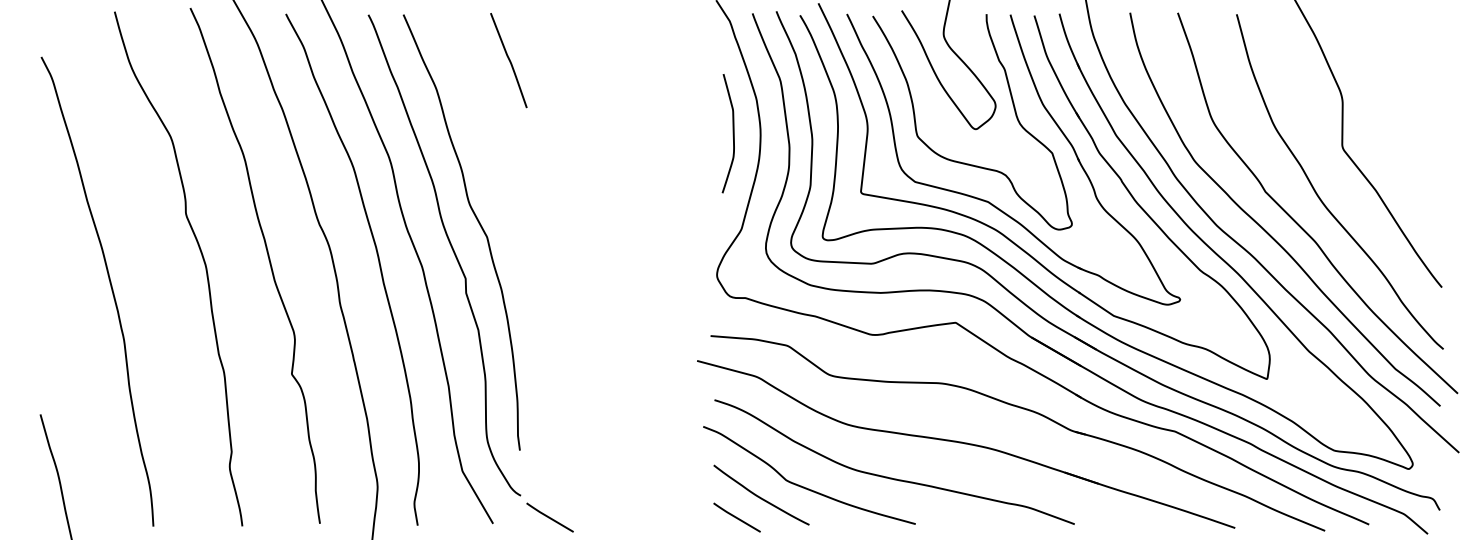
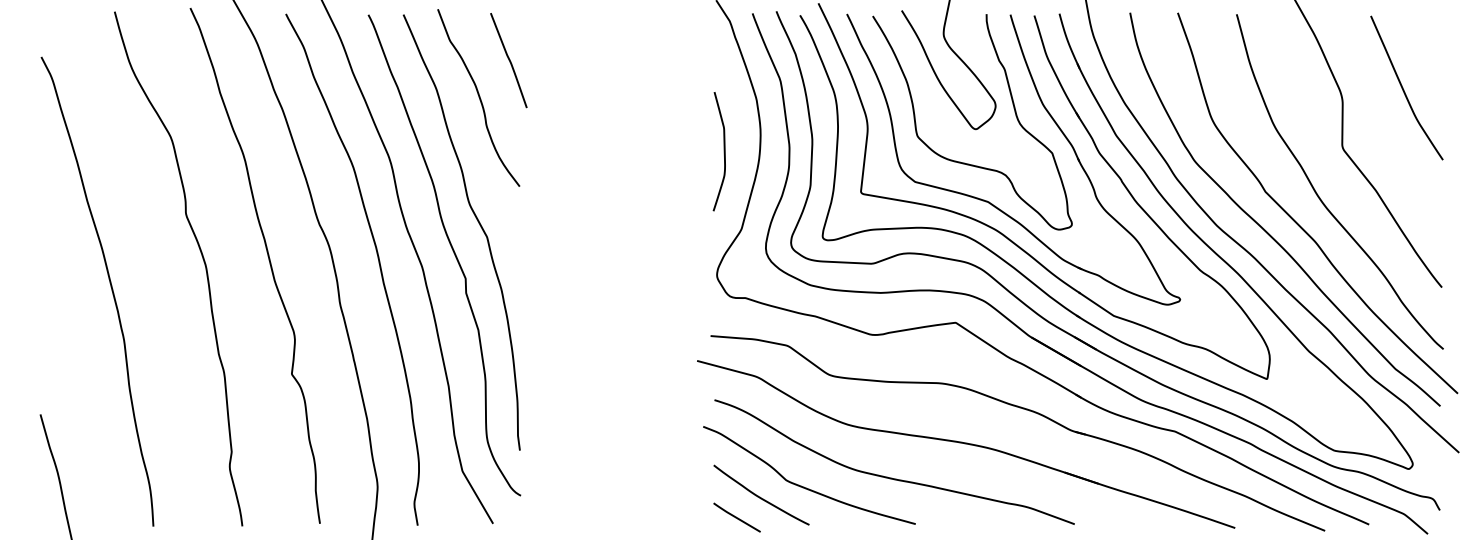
curve: none -> present (1404, 89)
curve: none -> present (478, 97)
curve position: (732, 133) -> (723, 151) (723, 151)
line: present -> none (549, 517)
